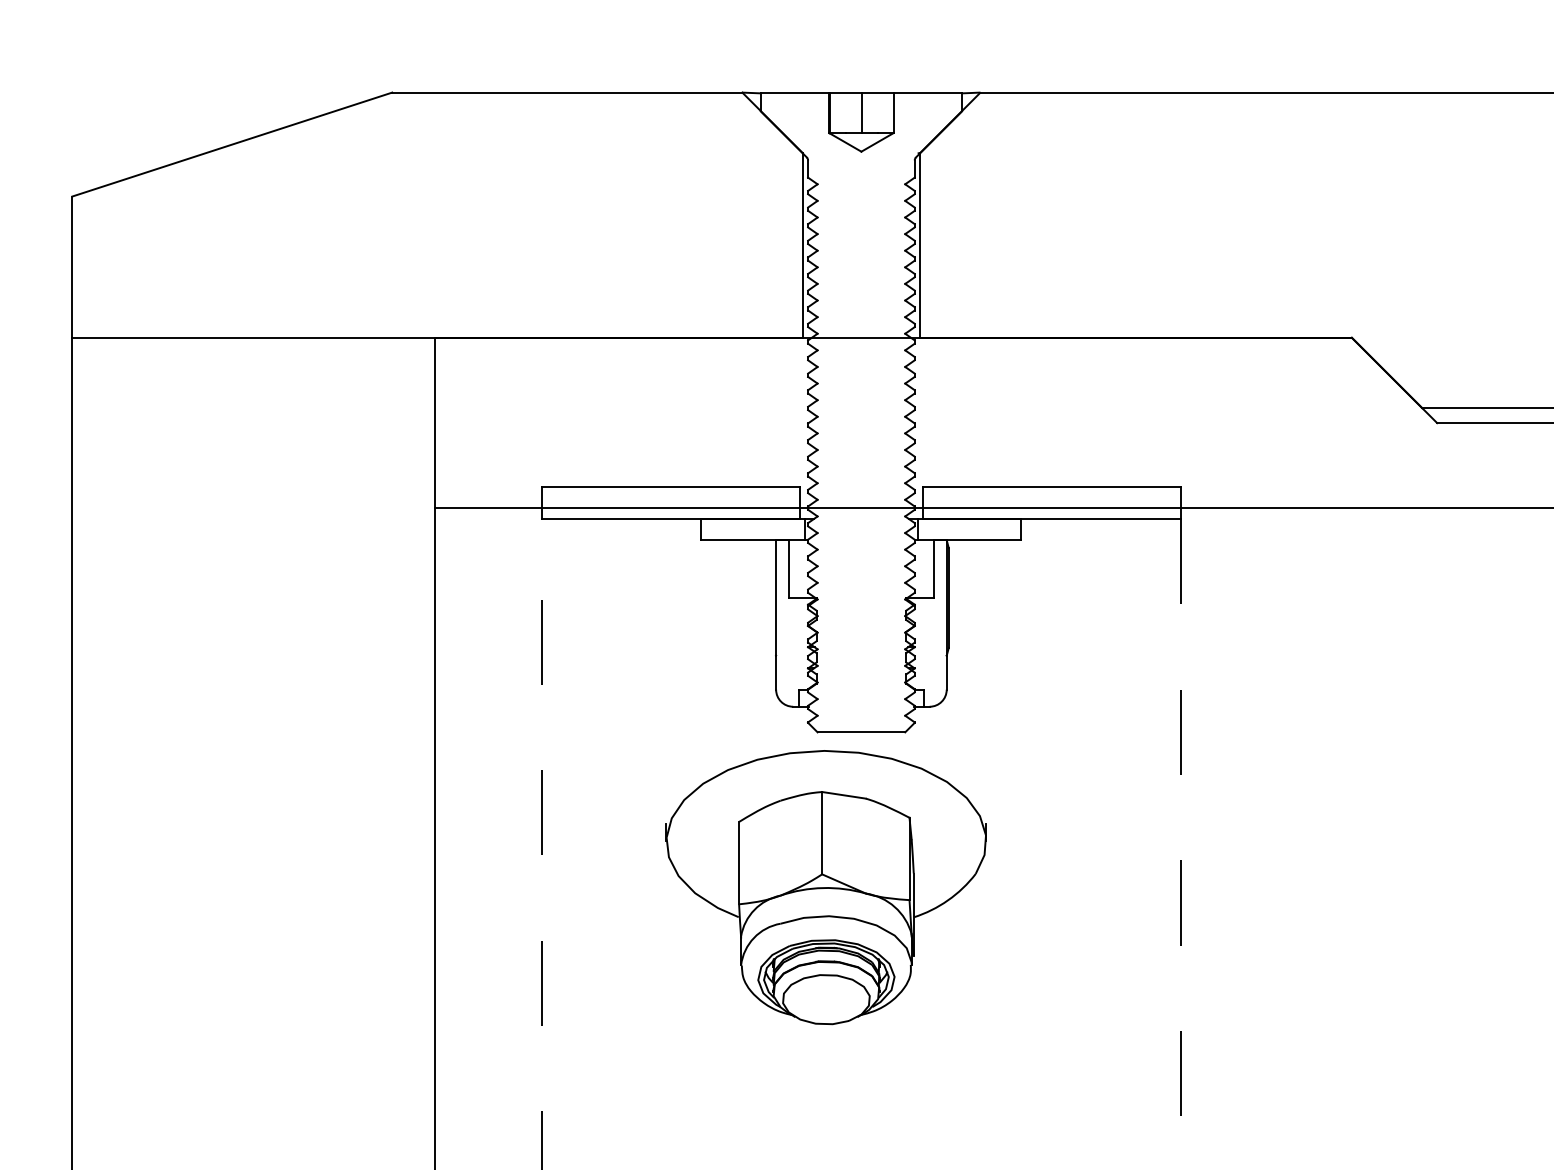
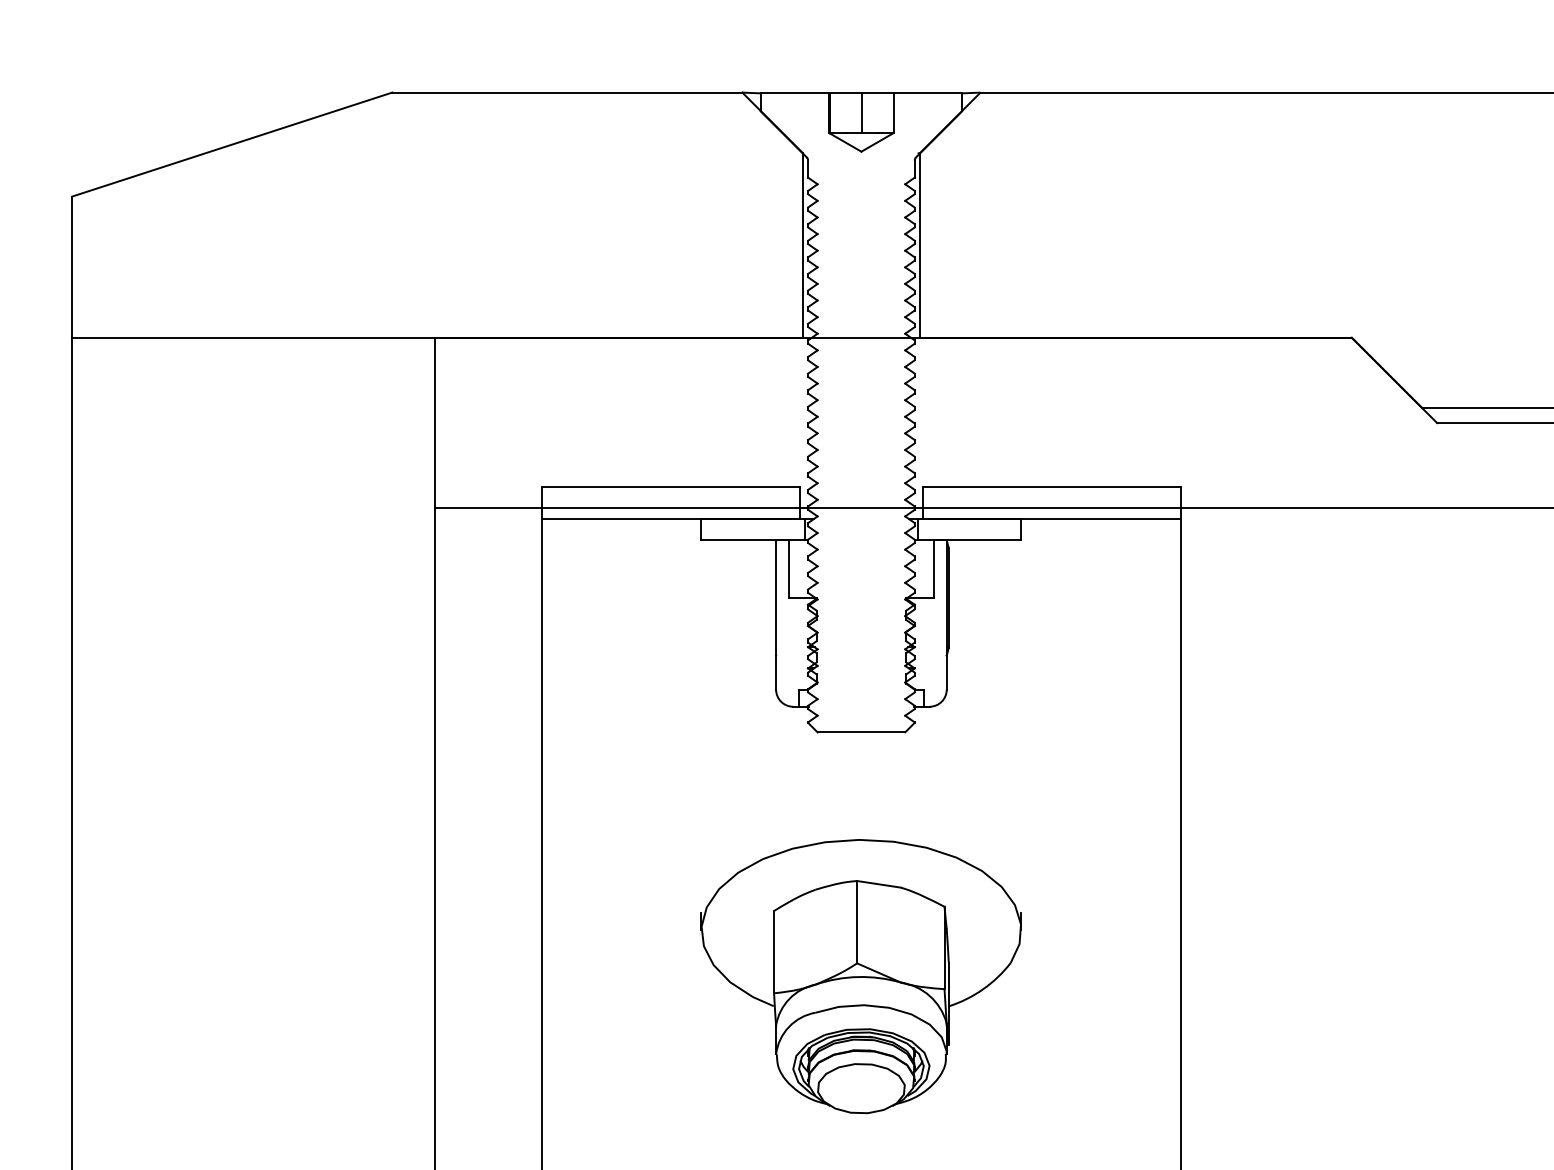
line: dashed -> solid (541, 844)
line: dashed -> solid (1181, 845)
part position: (825, 887) -> (860, 976) (860, 976)
